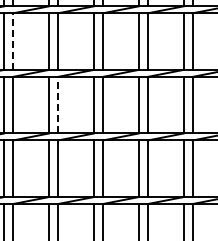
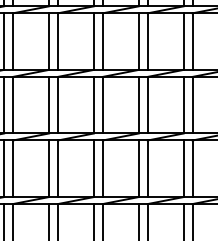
line: dashed -> solid (13, 41)
line: dashed -> solid (57, 104)
